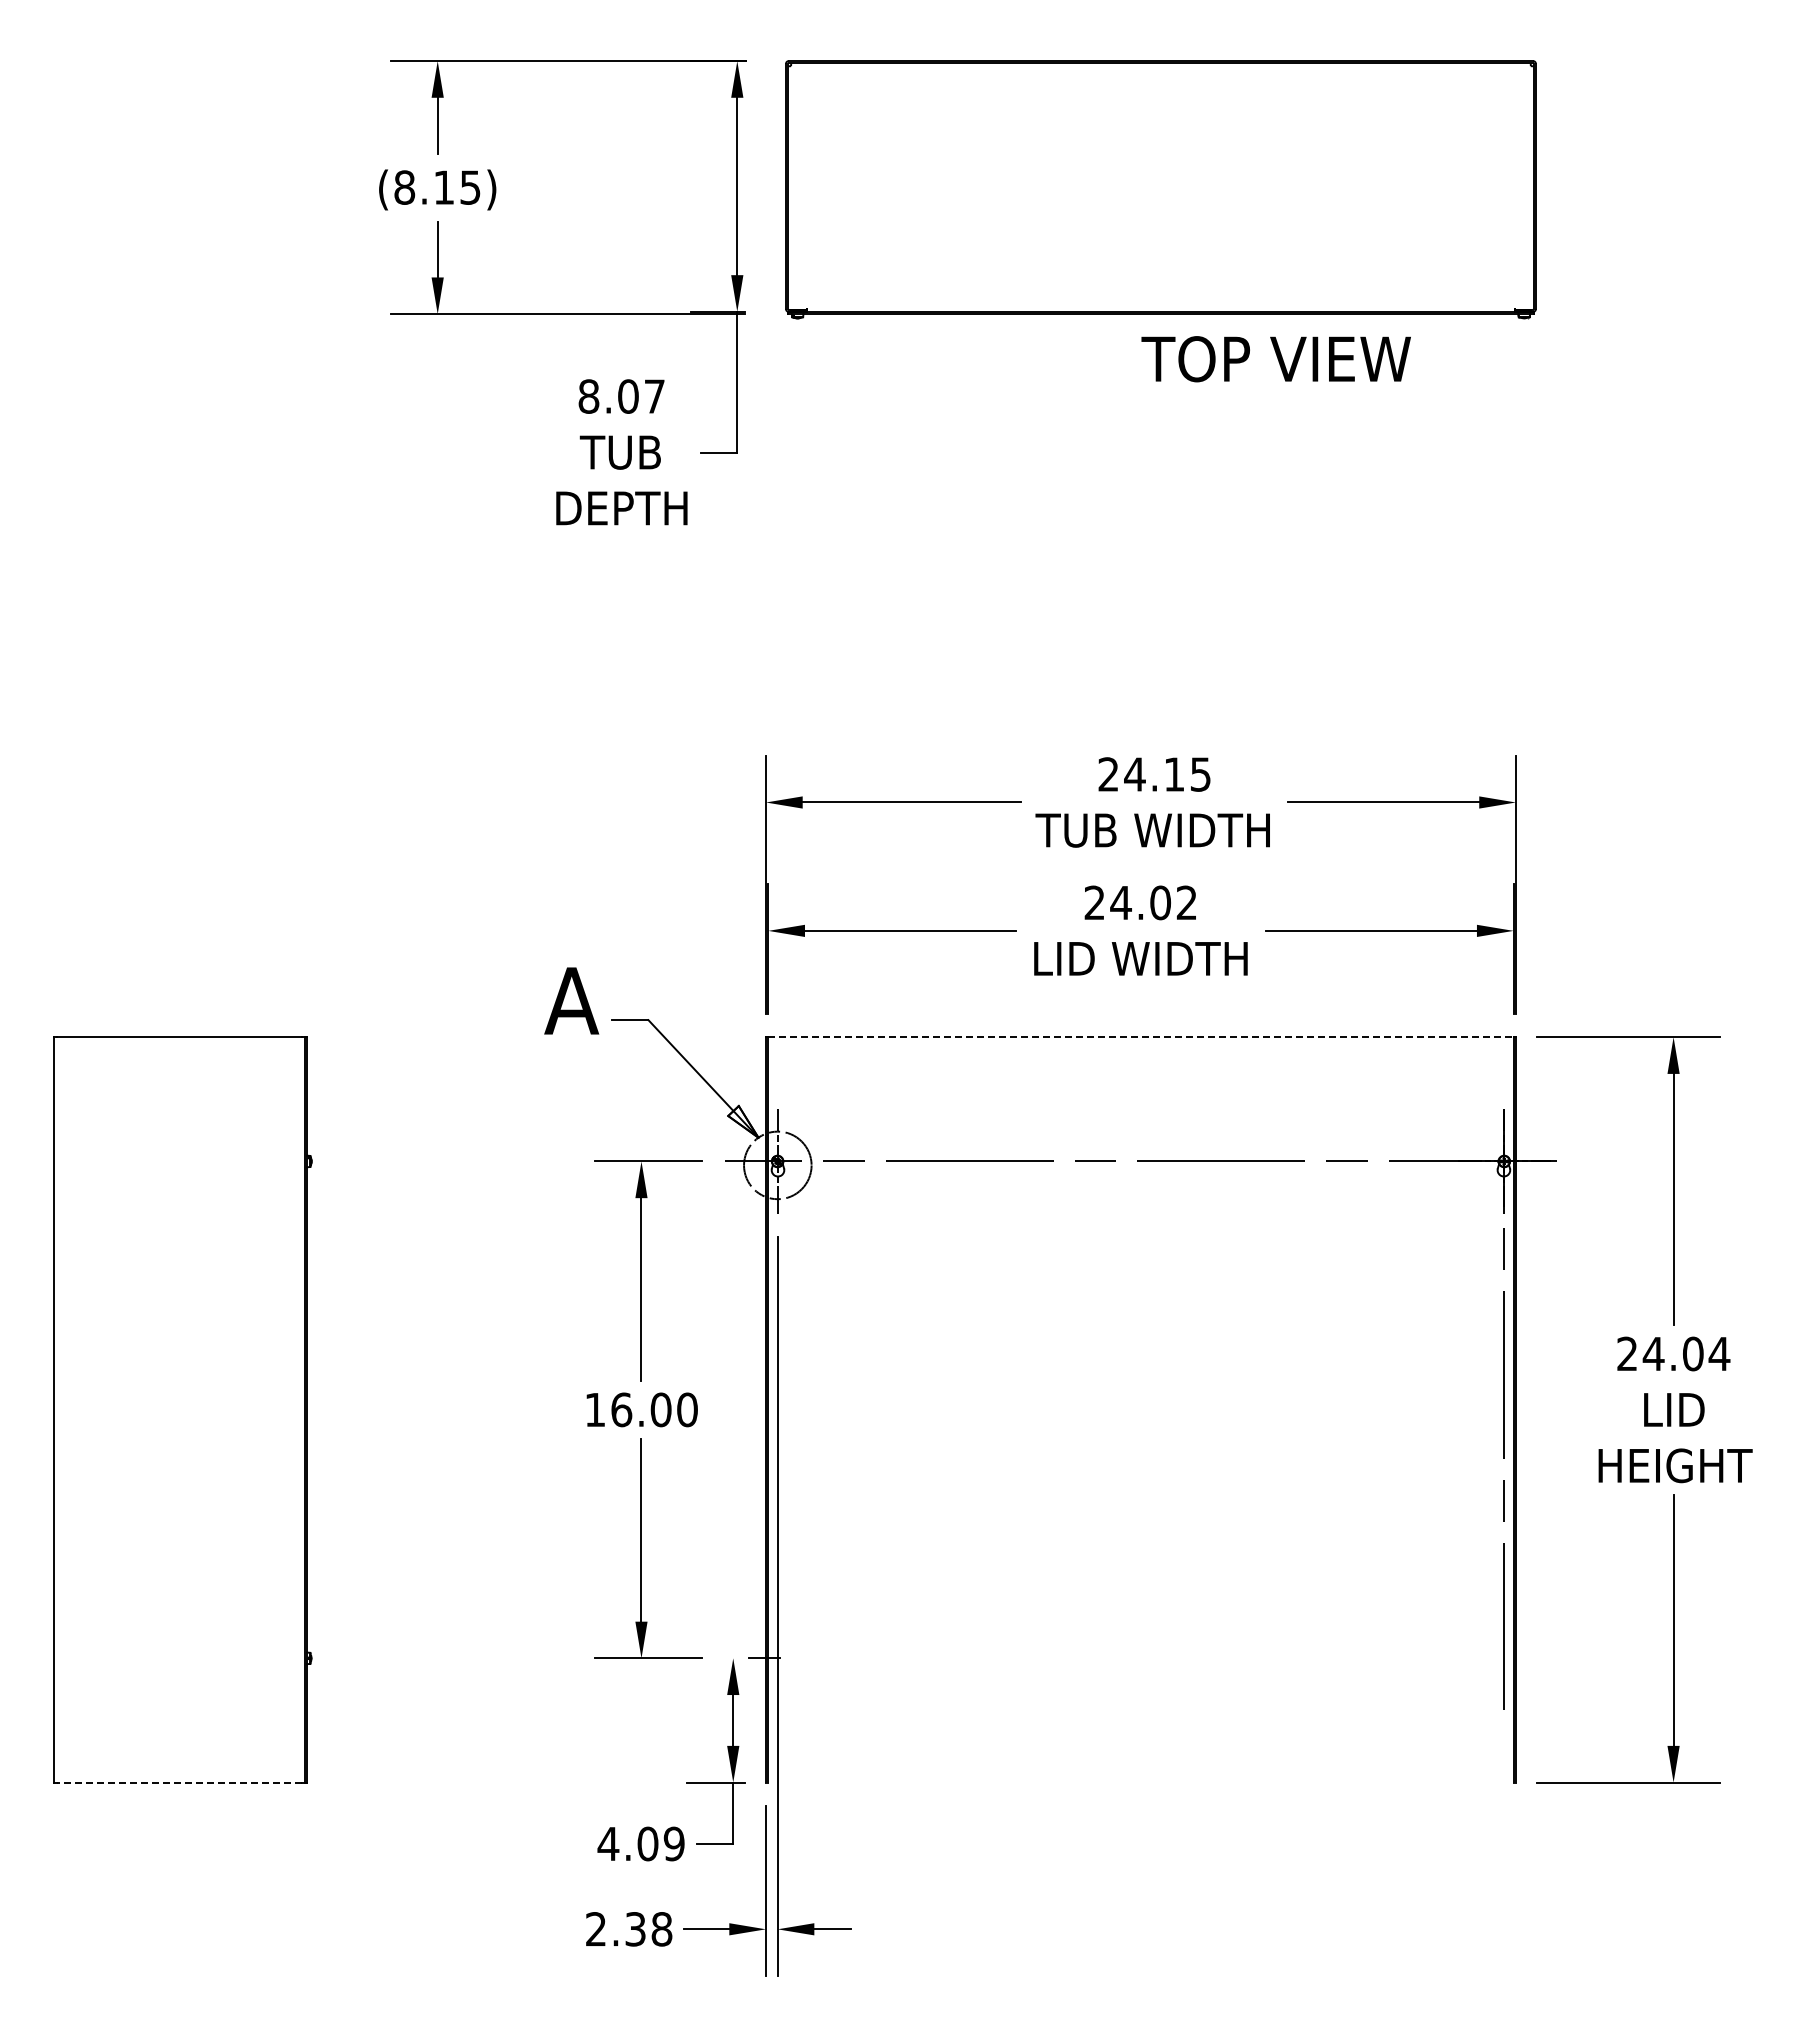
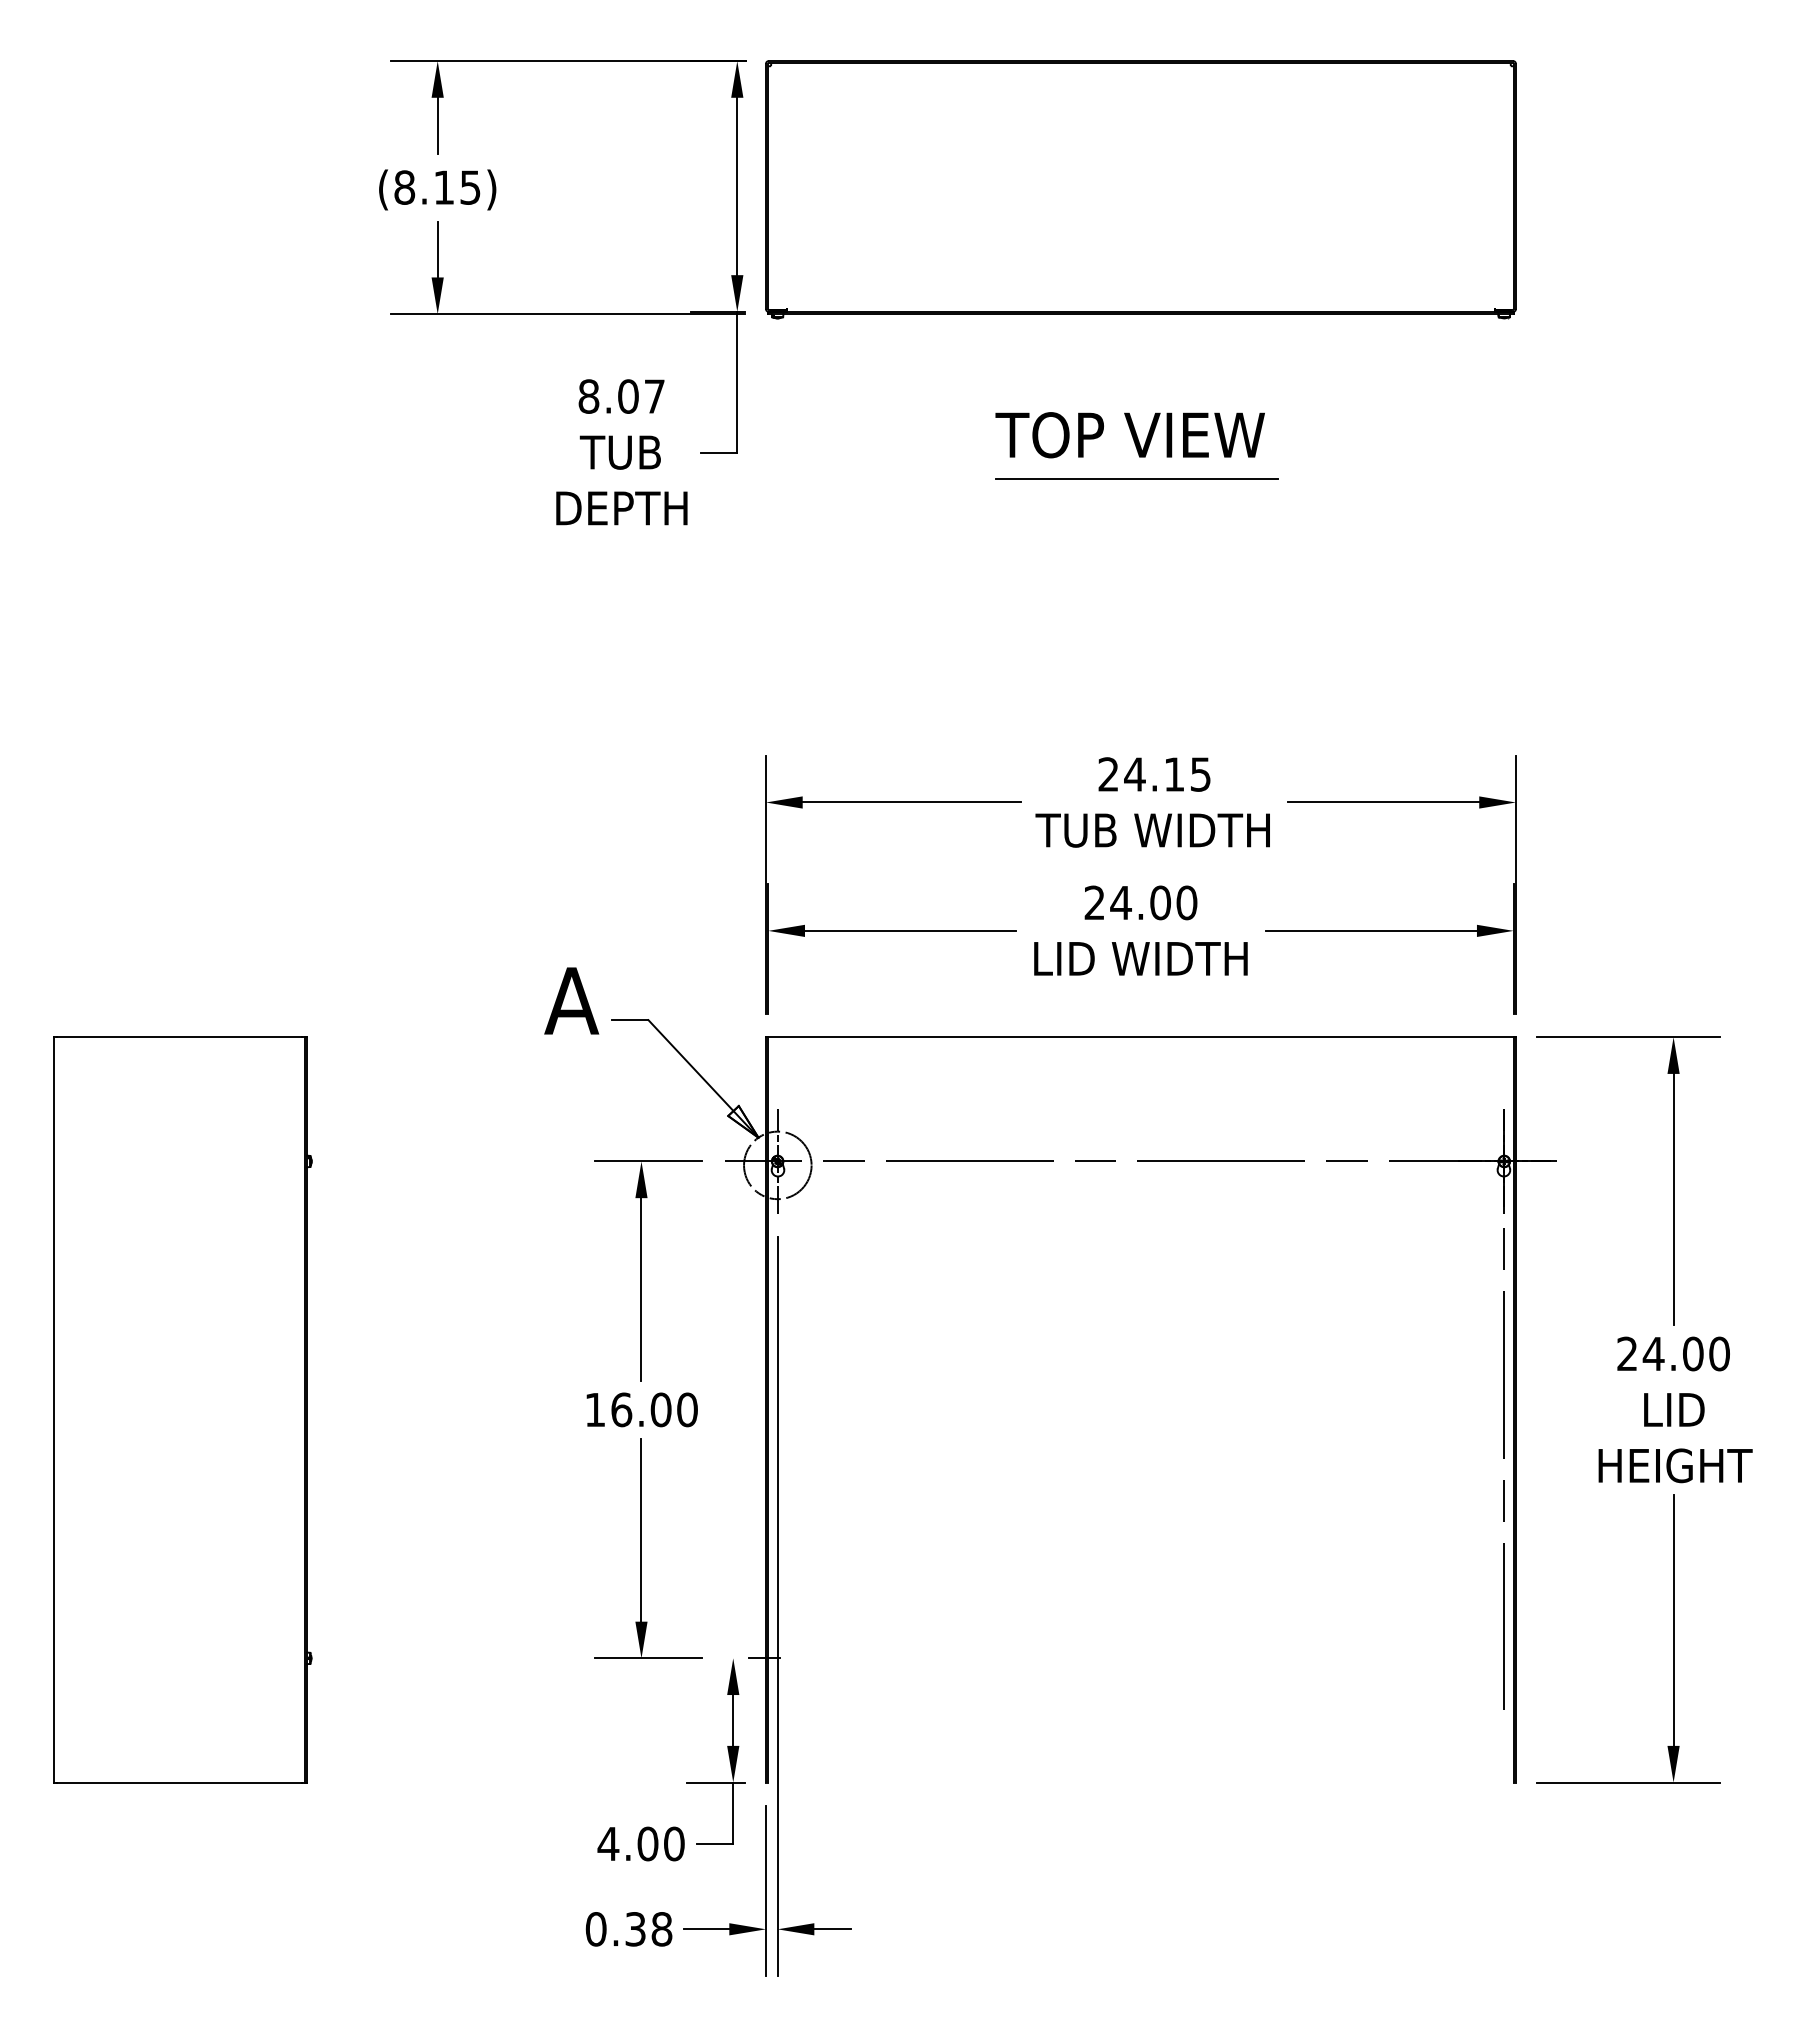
part position: (1160, 189) -> (1140, 189) (1140, 189)
text position: (1275, 359) -> (1129, 435) (1129, 435)
line: none -> present (1136, 479)
text: 24.02 -> 24.00 (1186, 902)
line: dashed -> solid (1140, 1037)
text: 24.04 -> 24.00 (1719, 1353)
line: dashed -> solid (179, 1782)
text: 4.09 -> 4.00 (673, 1843)
text: 2.38 -> 0.38 (595, 1929)
